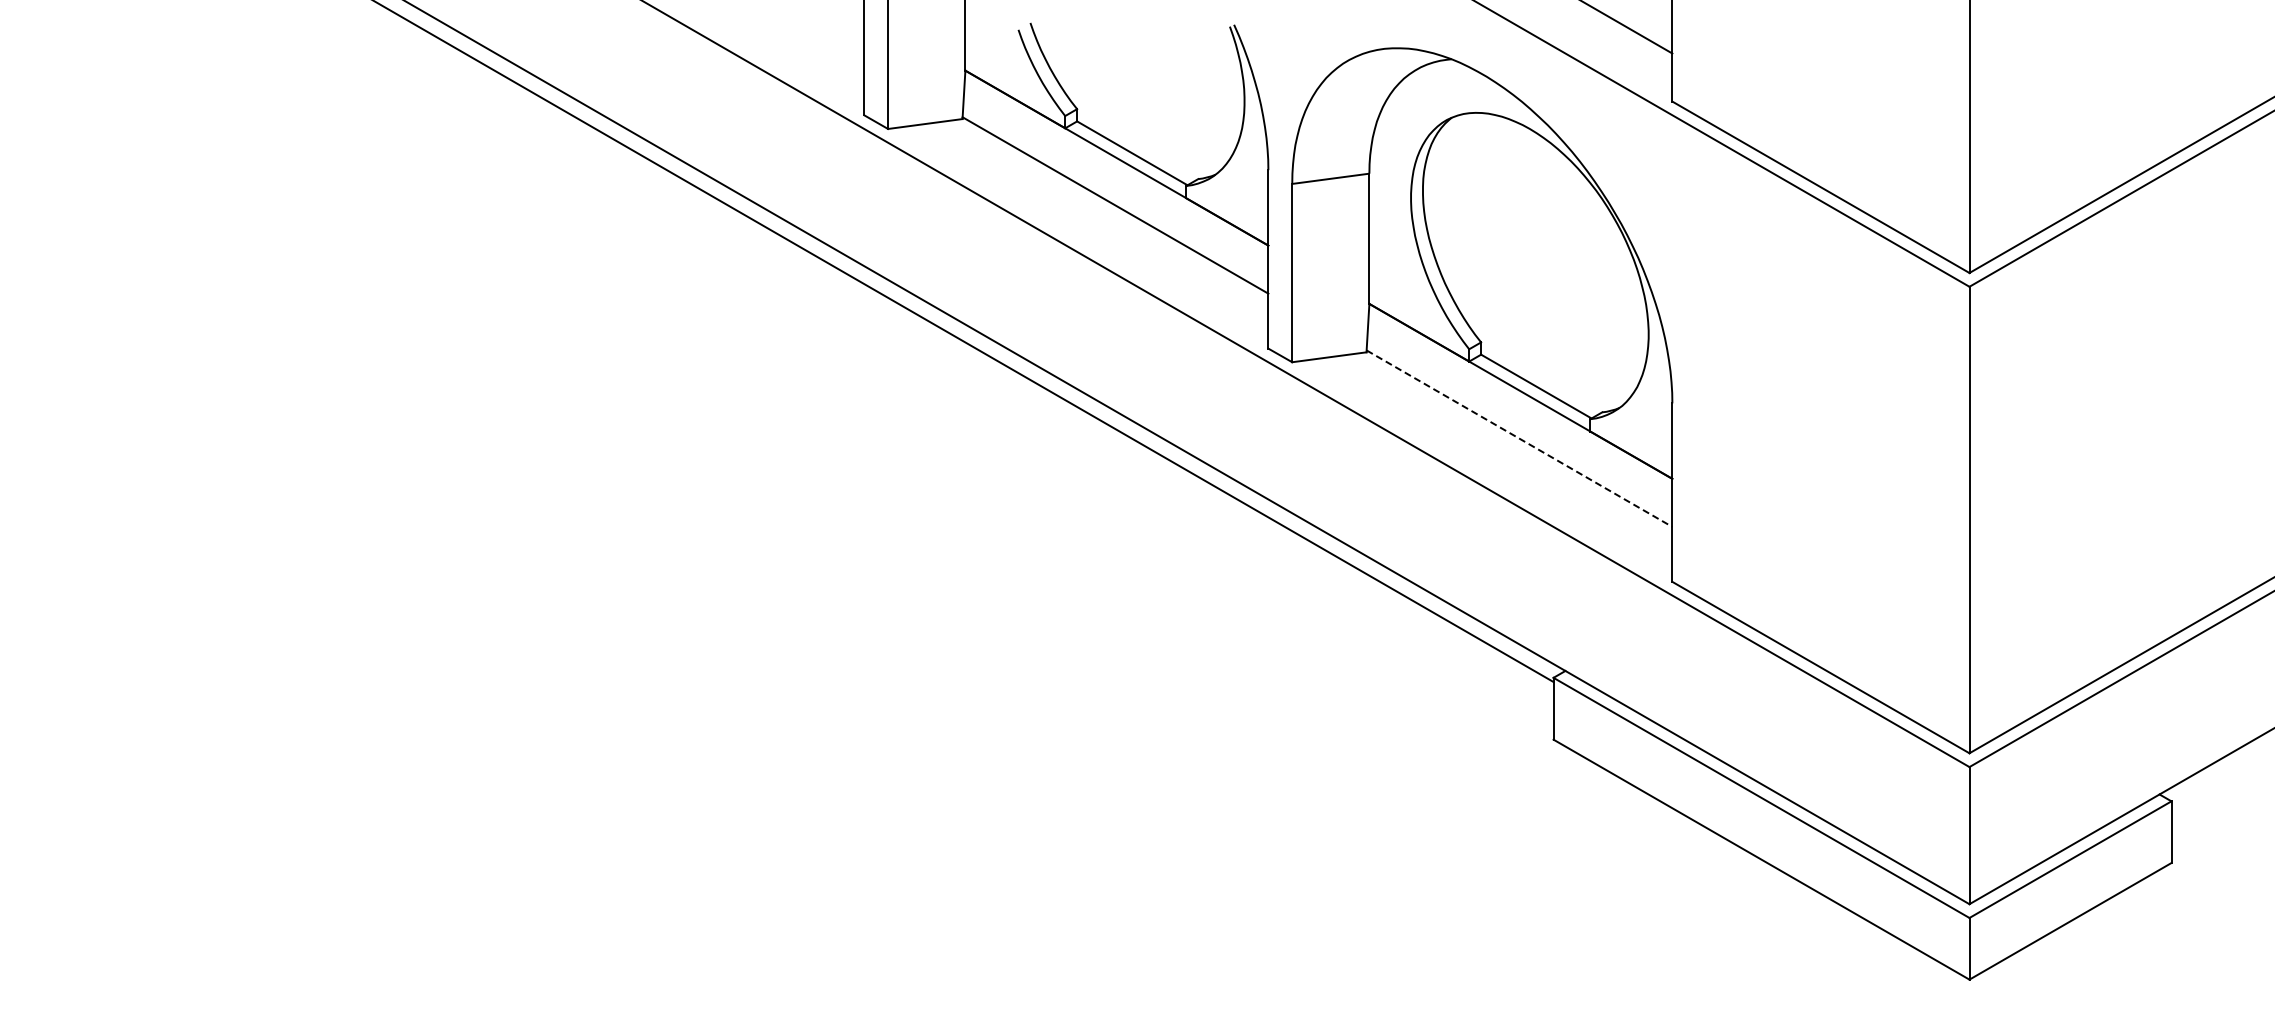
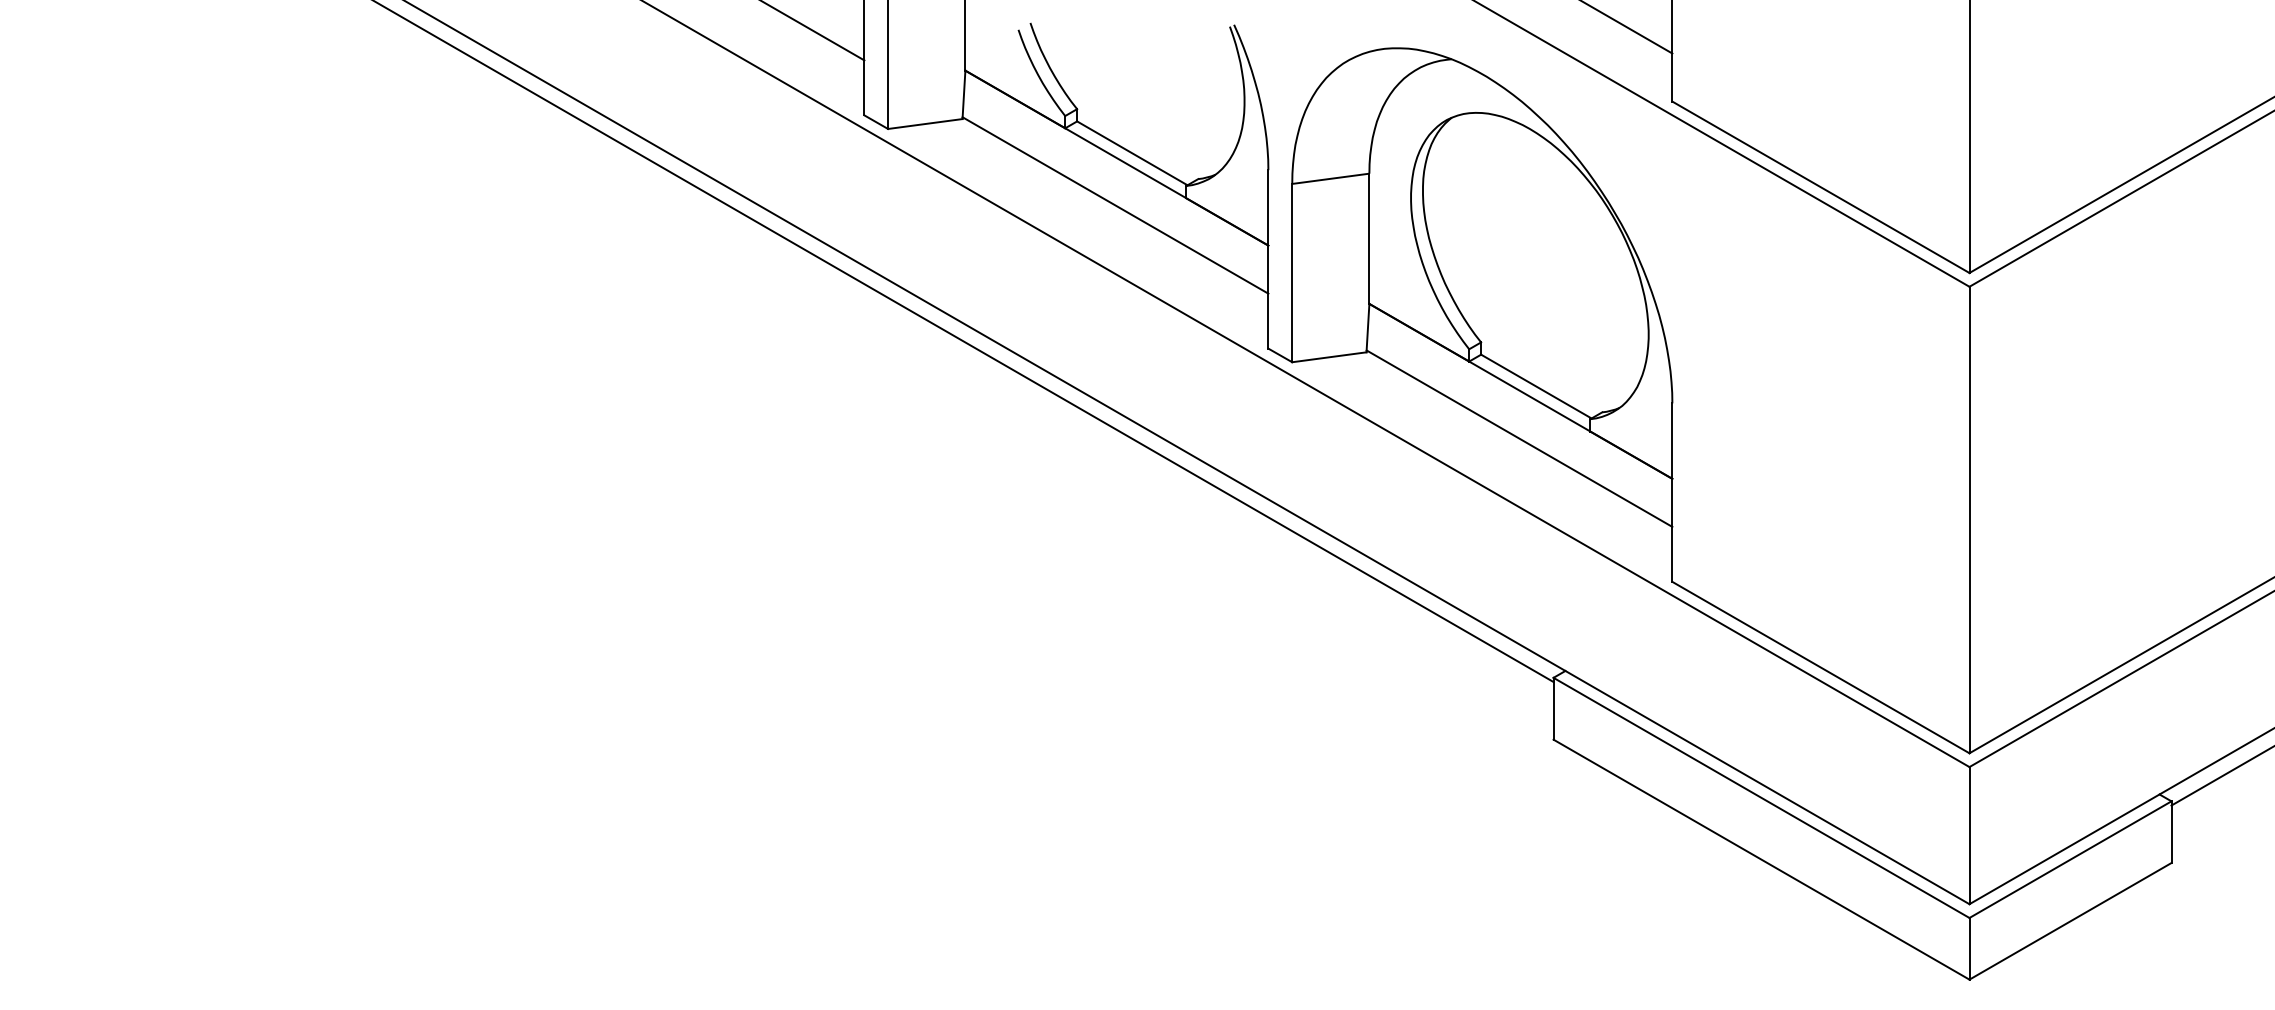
line: none -> present (813, 31)
line: dashed -> solid (1519, 438)
line: none -> present (2221, 776)
